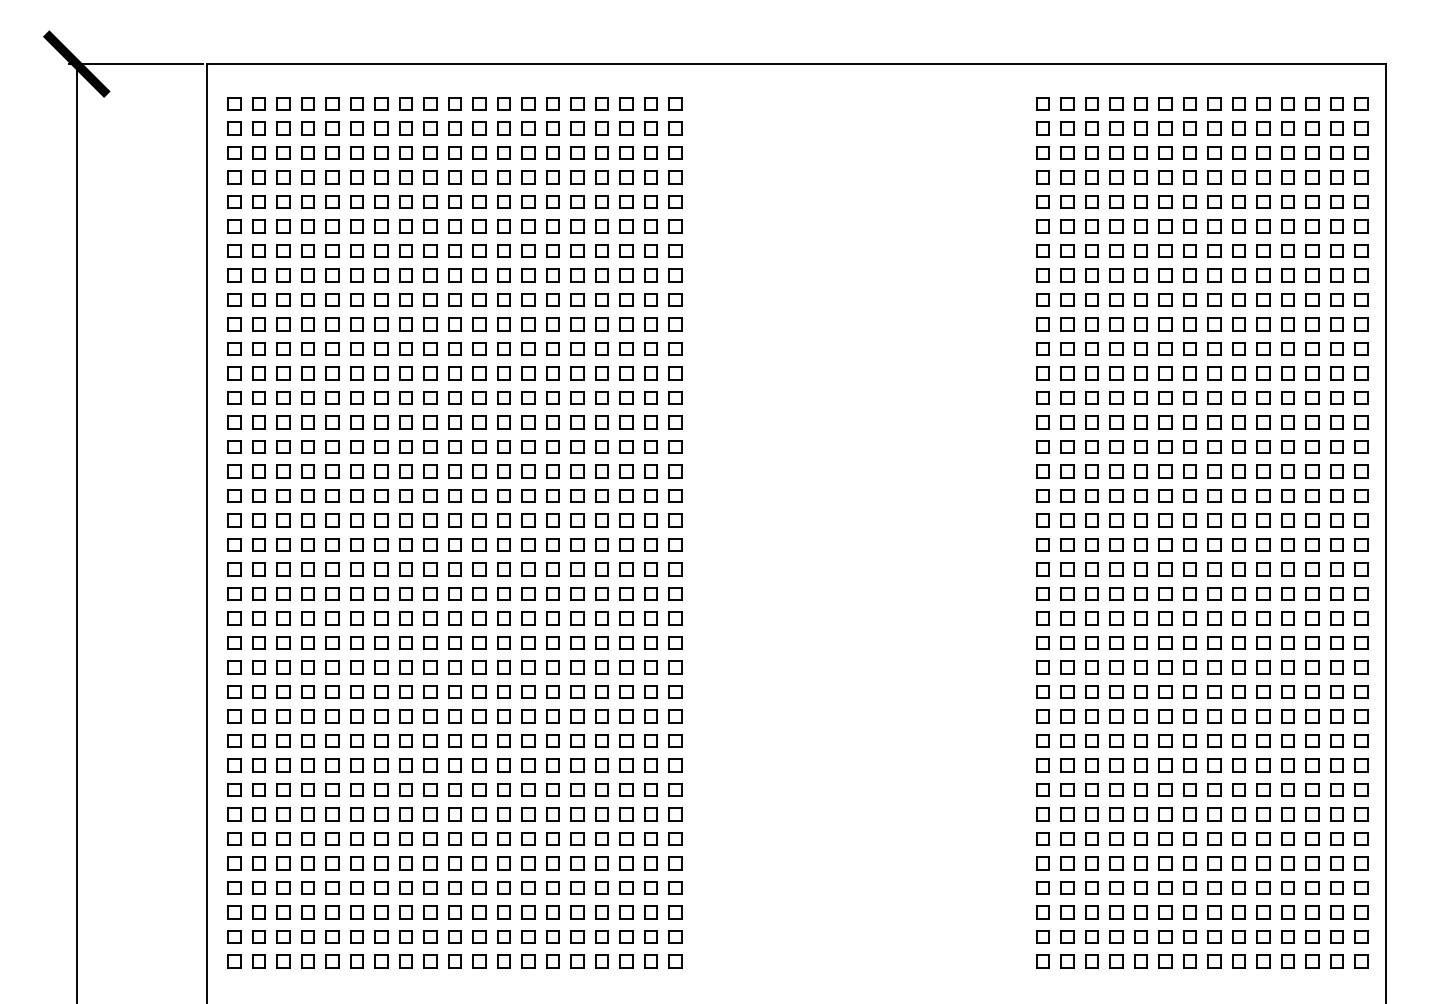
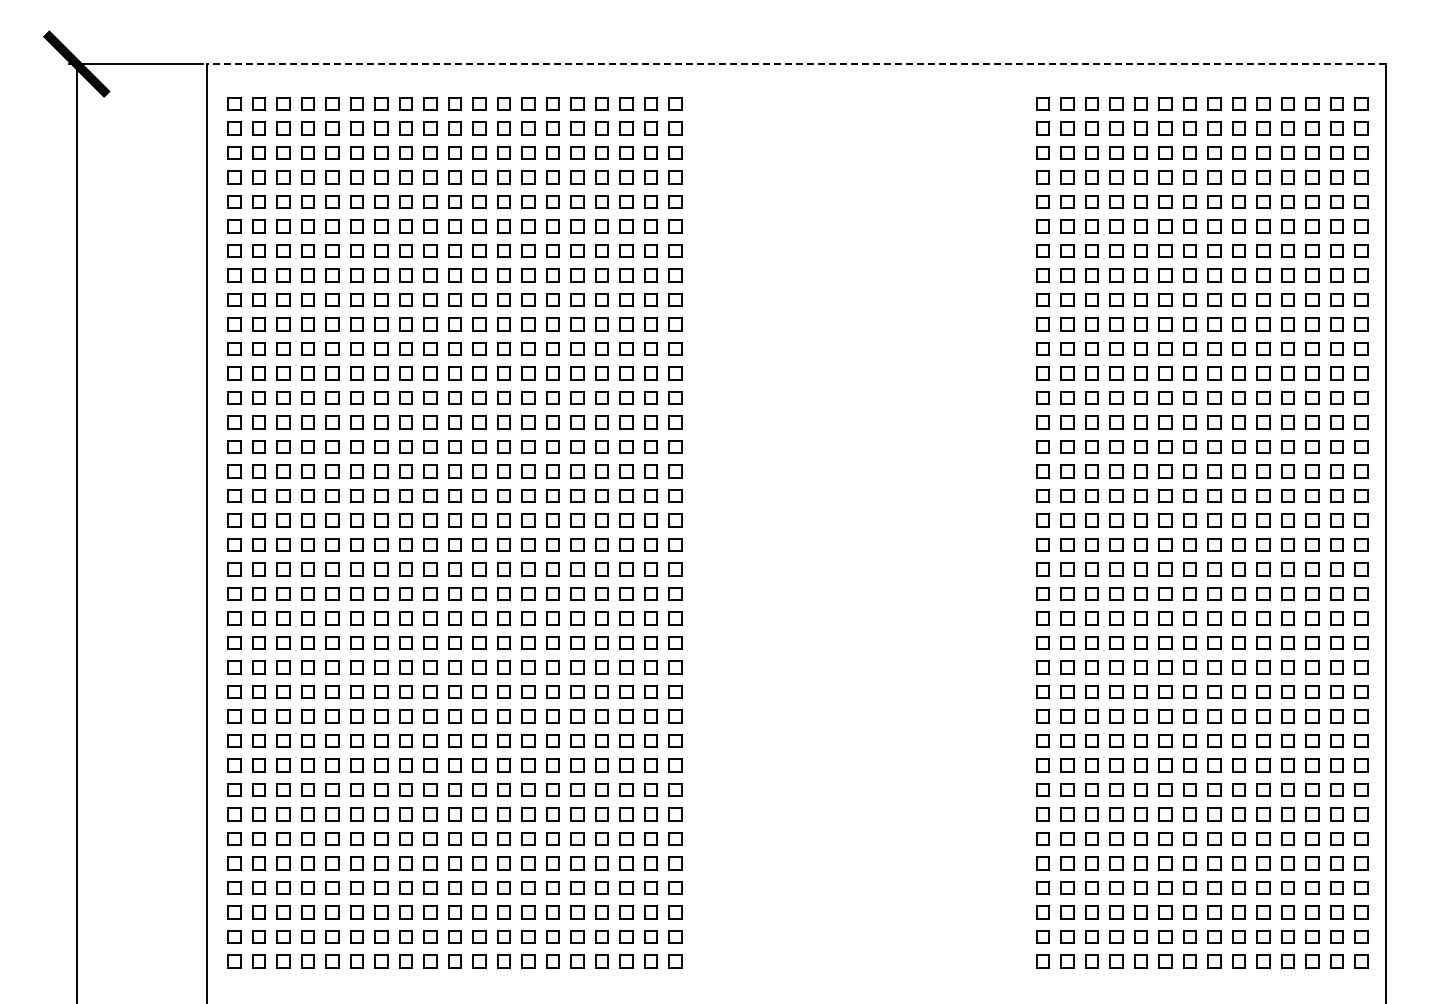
line: solid -> dashed (796, 64)
